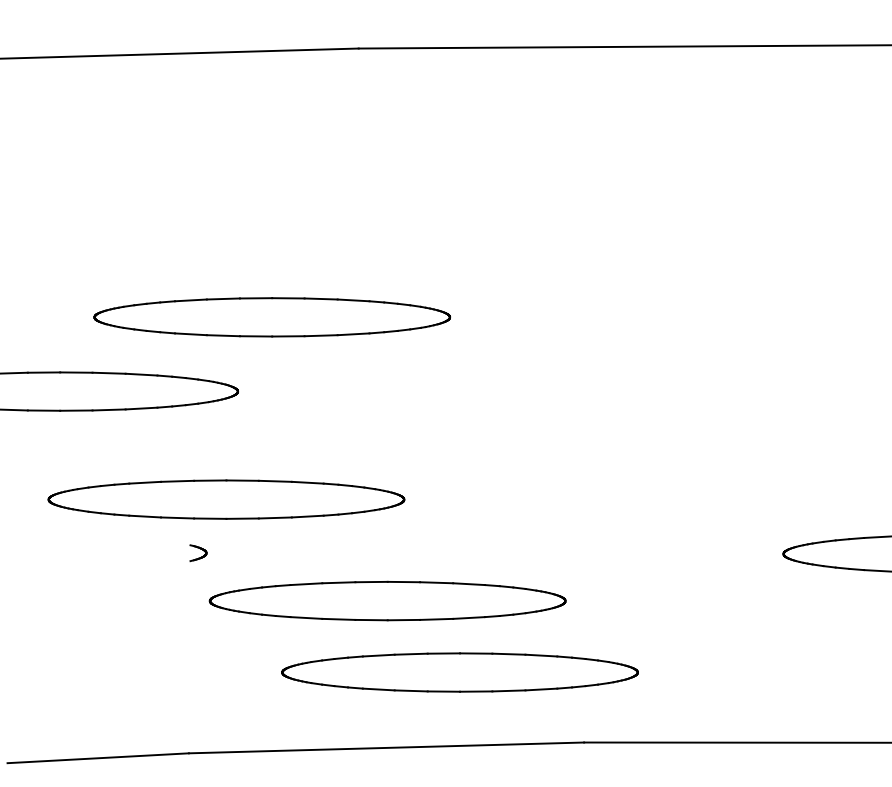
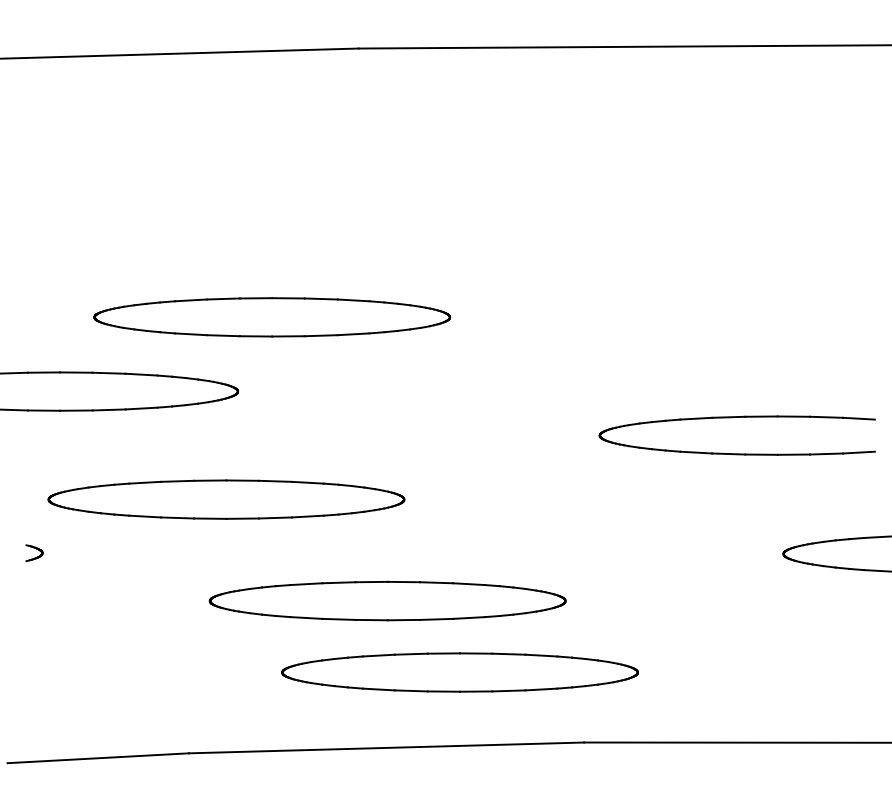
part: none -> present (732, 418)
part position: (198, 553) -> (34, 553) (34, 553)
